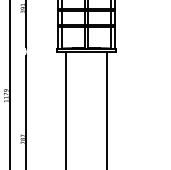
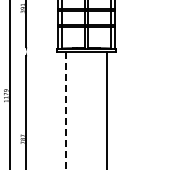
line: solid -> dashed (65, 110)
